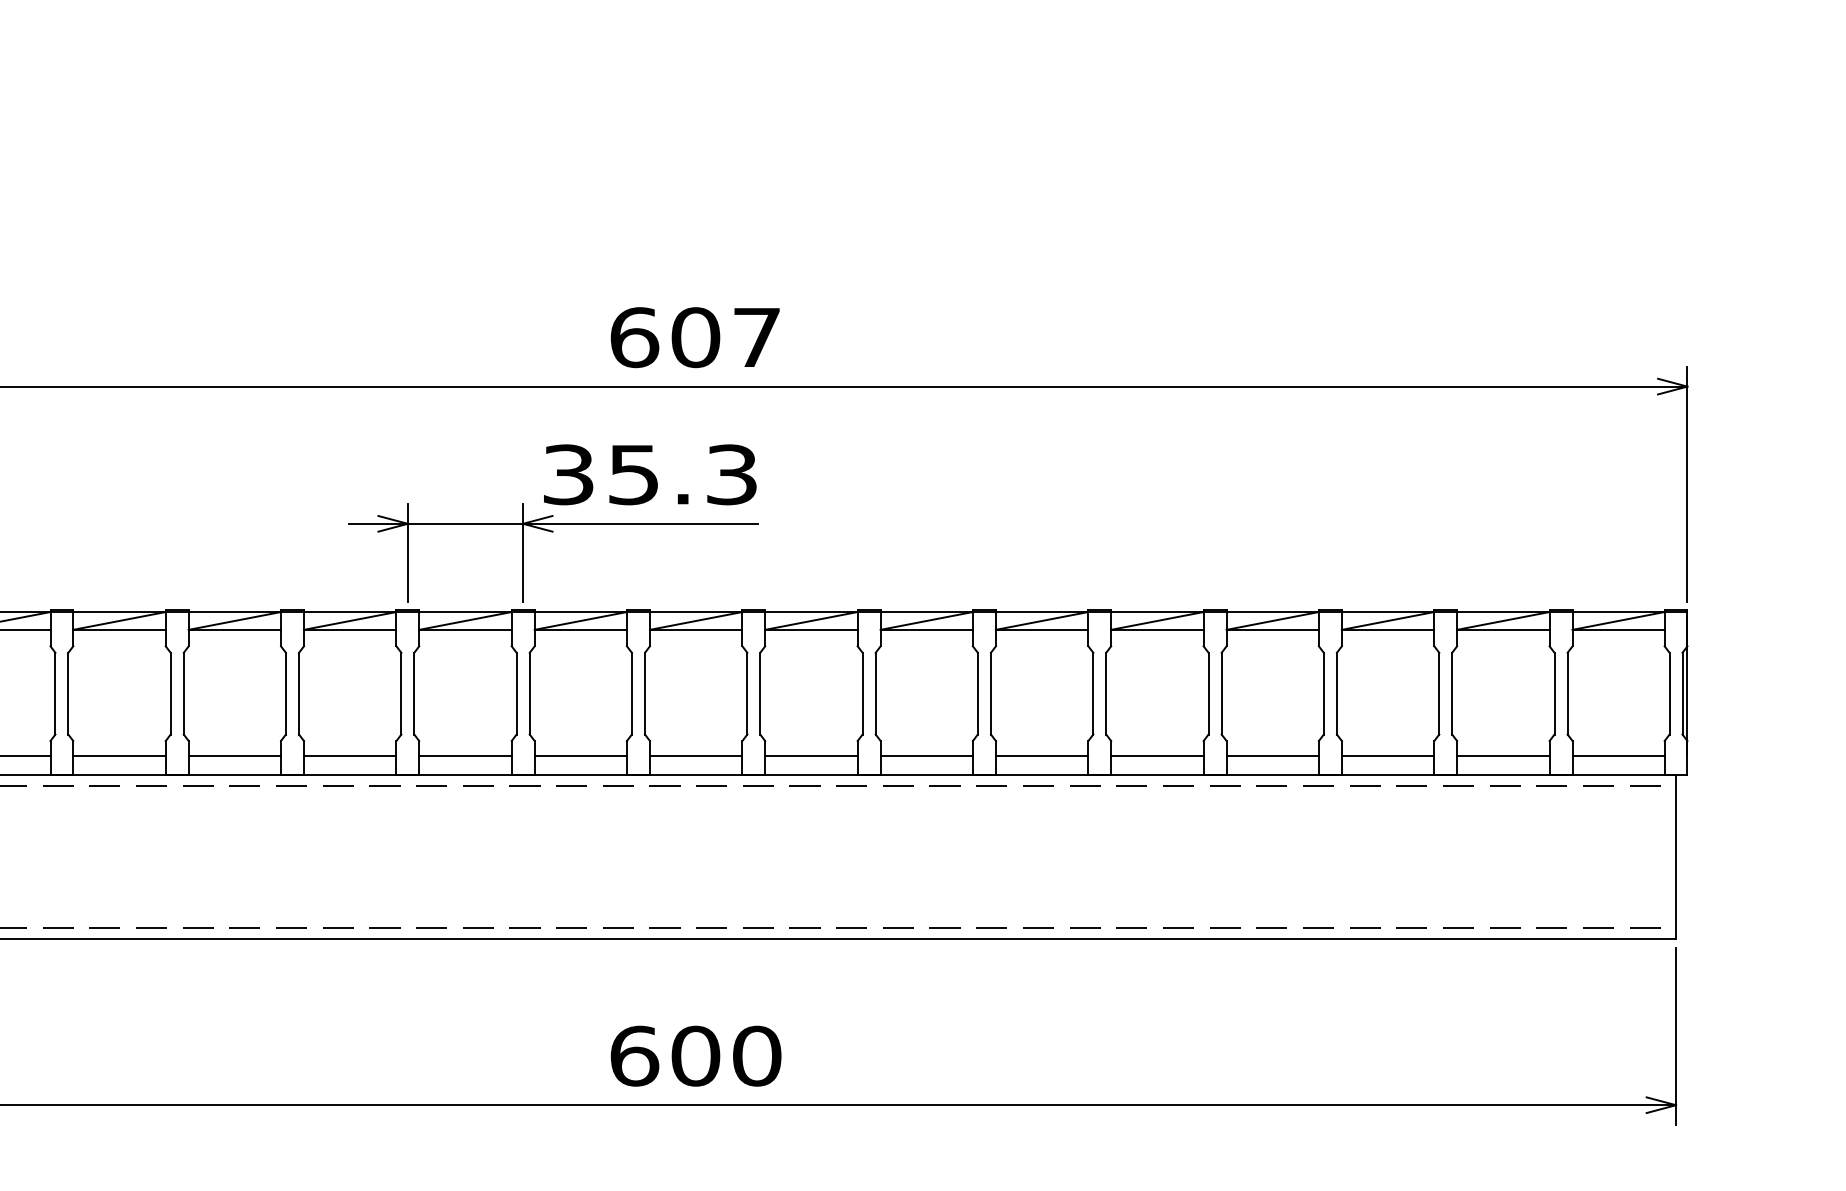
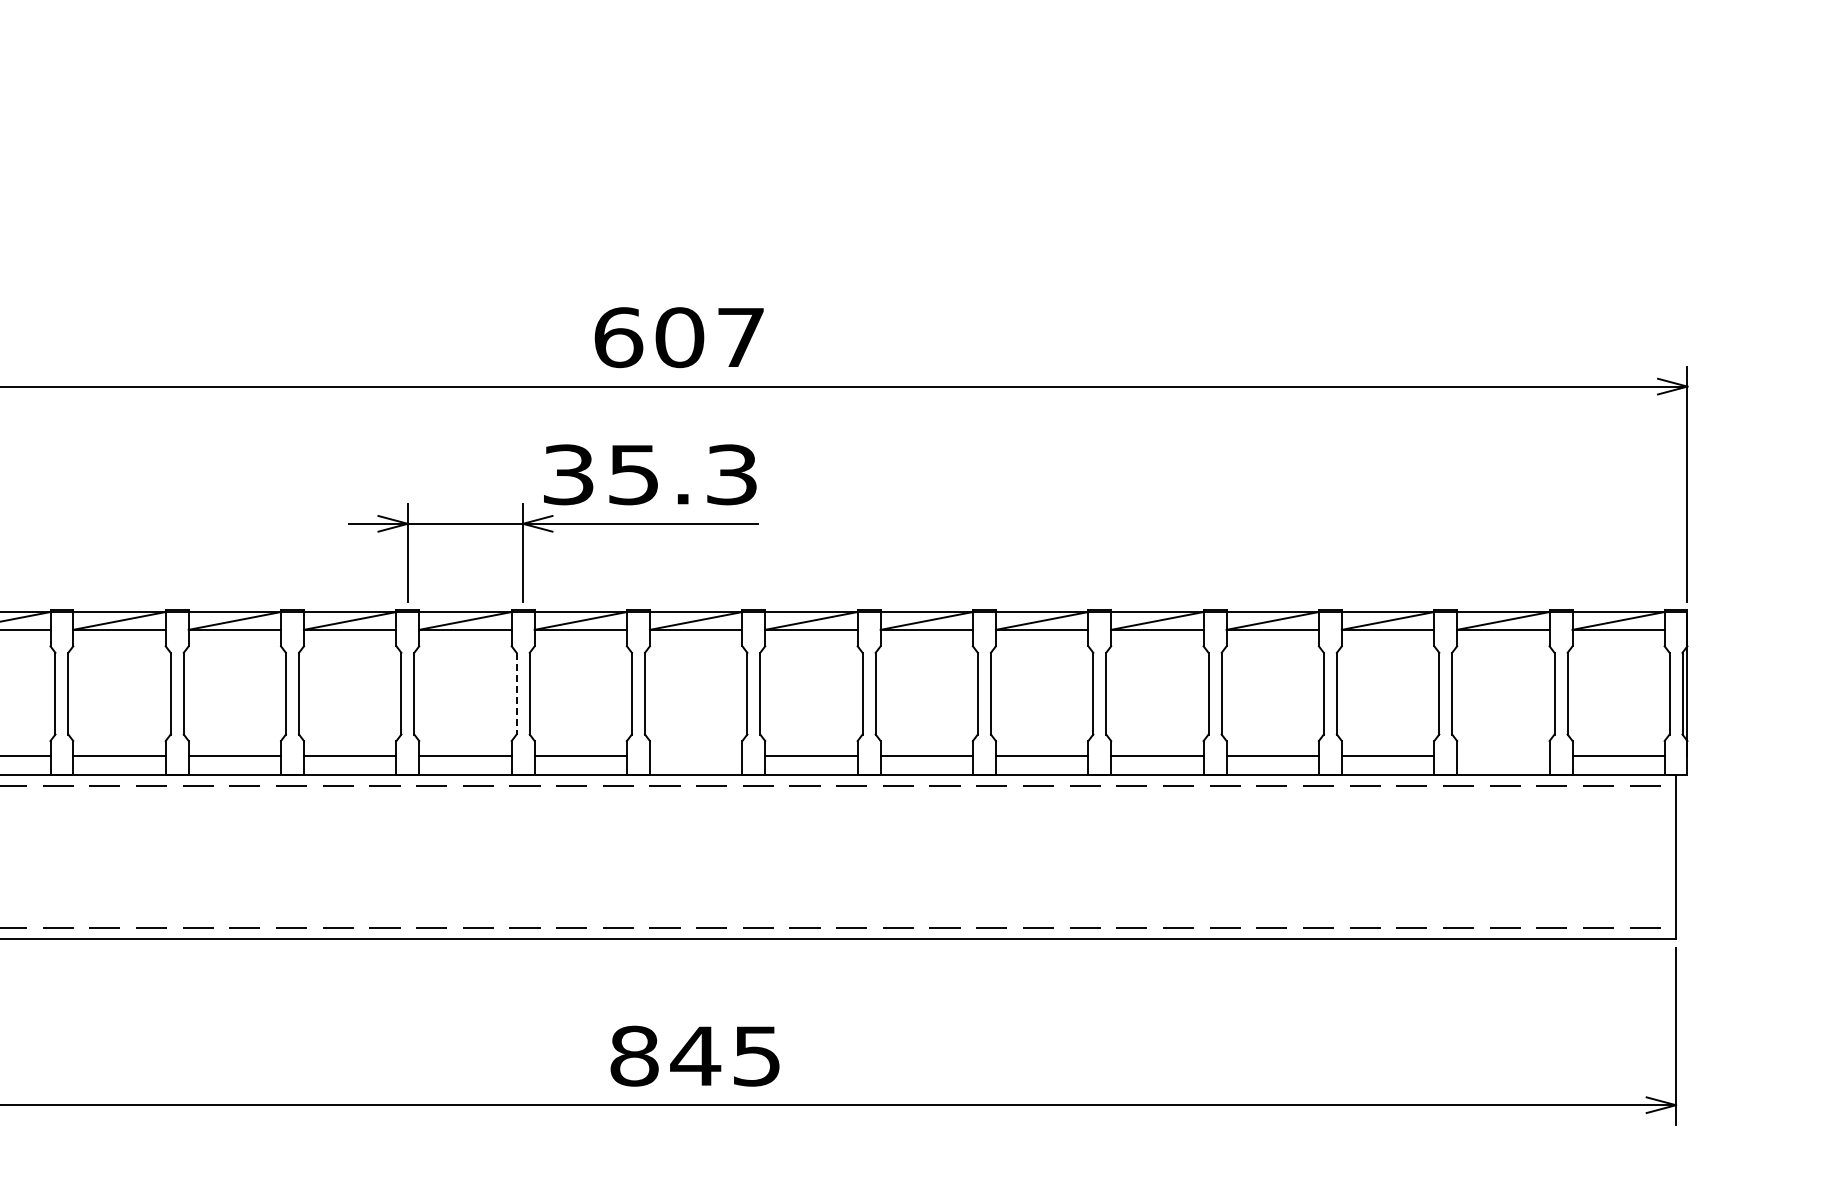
text position: (694, 337) -> (678, 337) (678, 337)
line: solid -> dashed (516, 693)
line: present -> none (695, 755)
line: present -> none (1503, 755)
text: 600 -> 845 (695, 1055)
